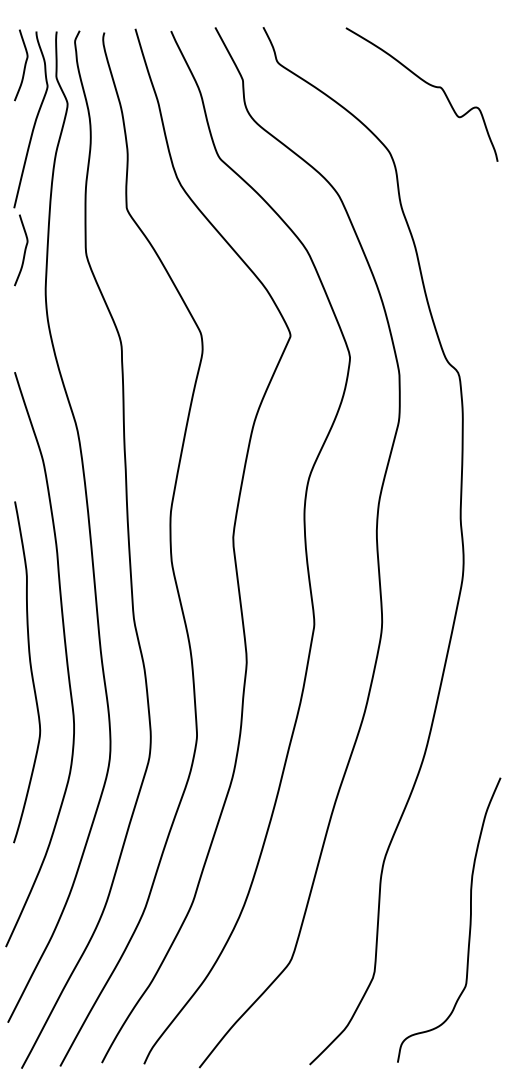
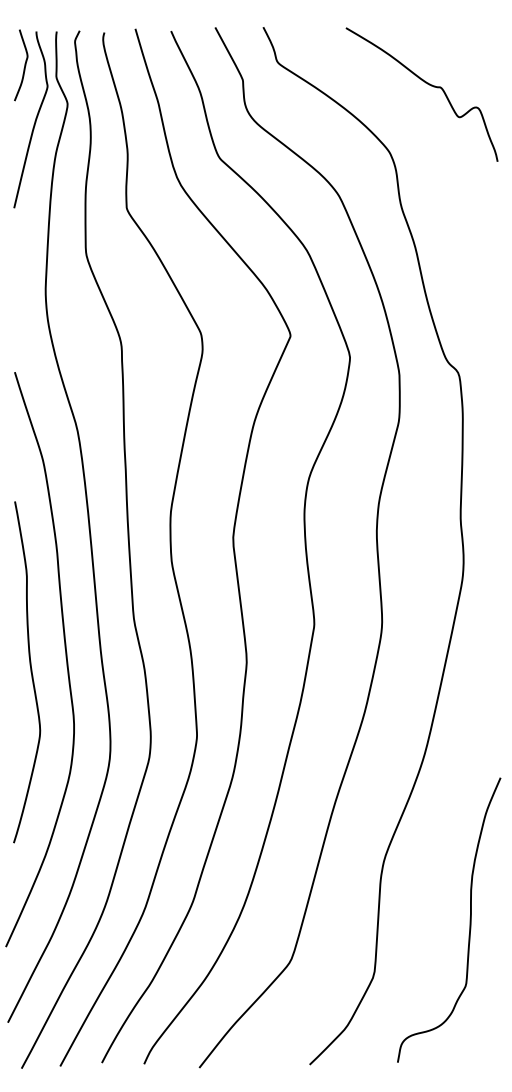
curve: present -> none (24, 250)
